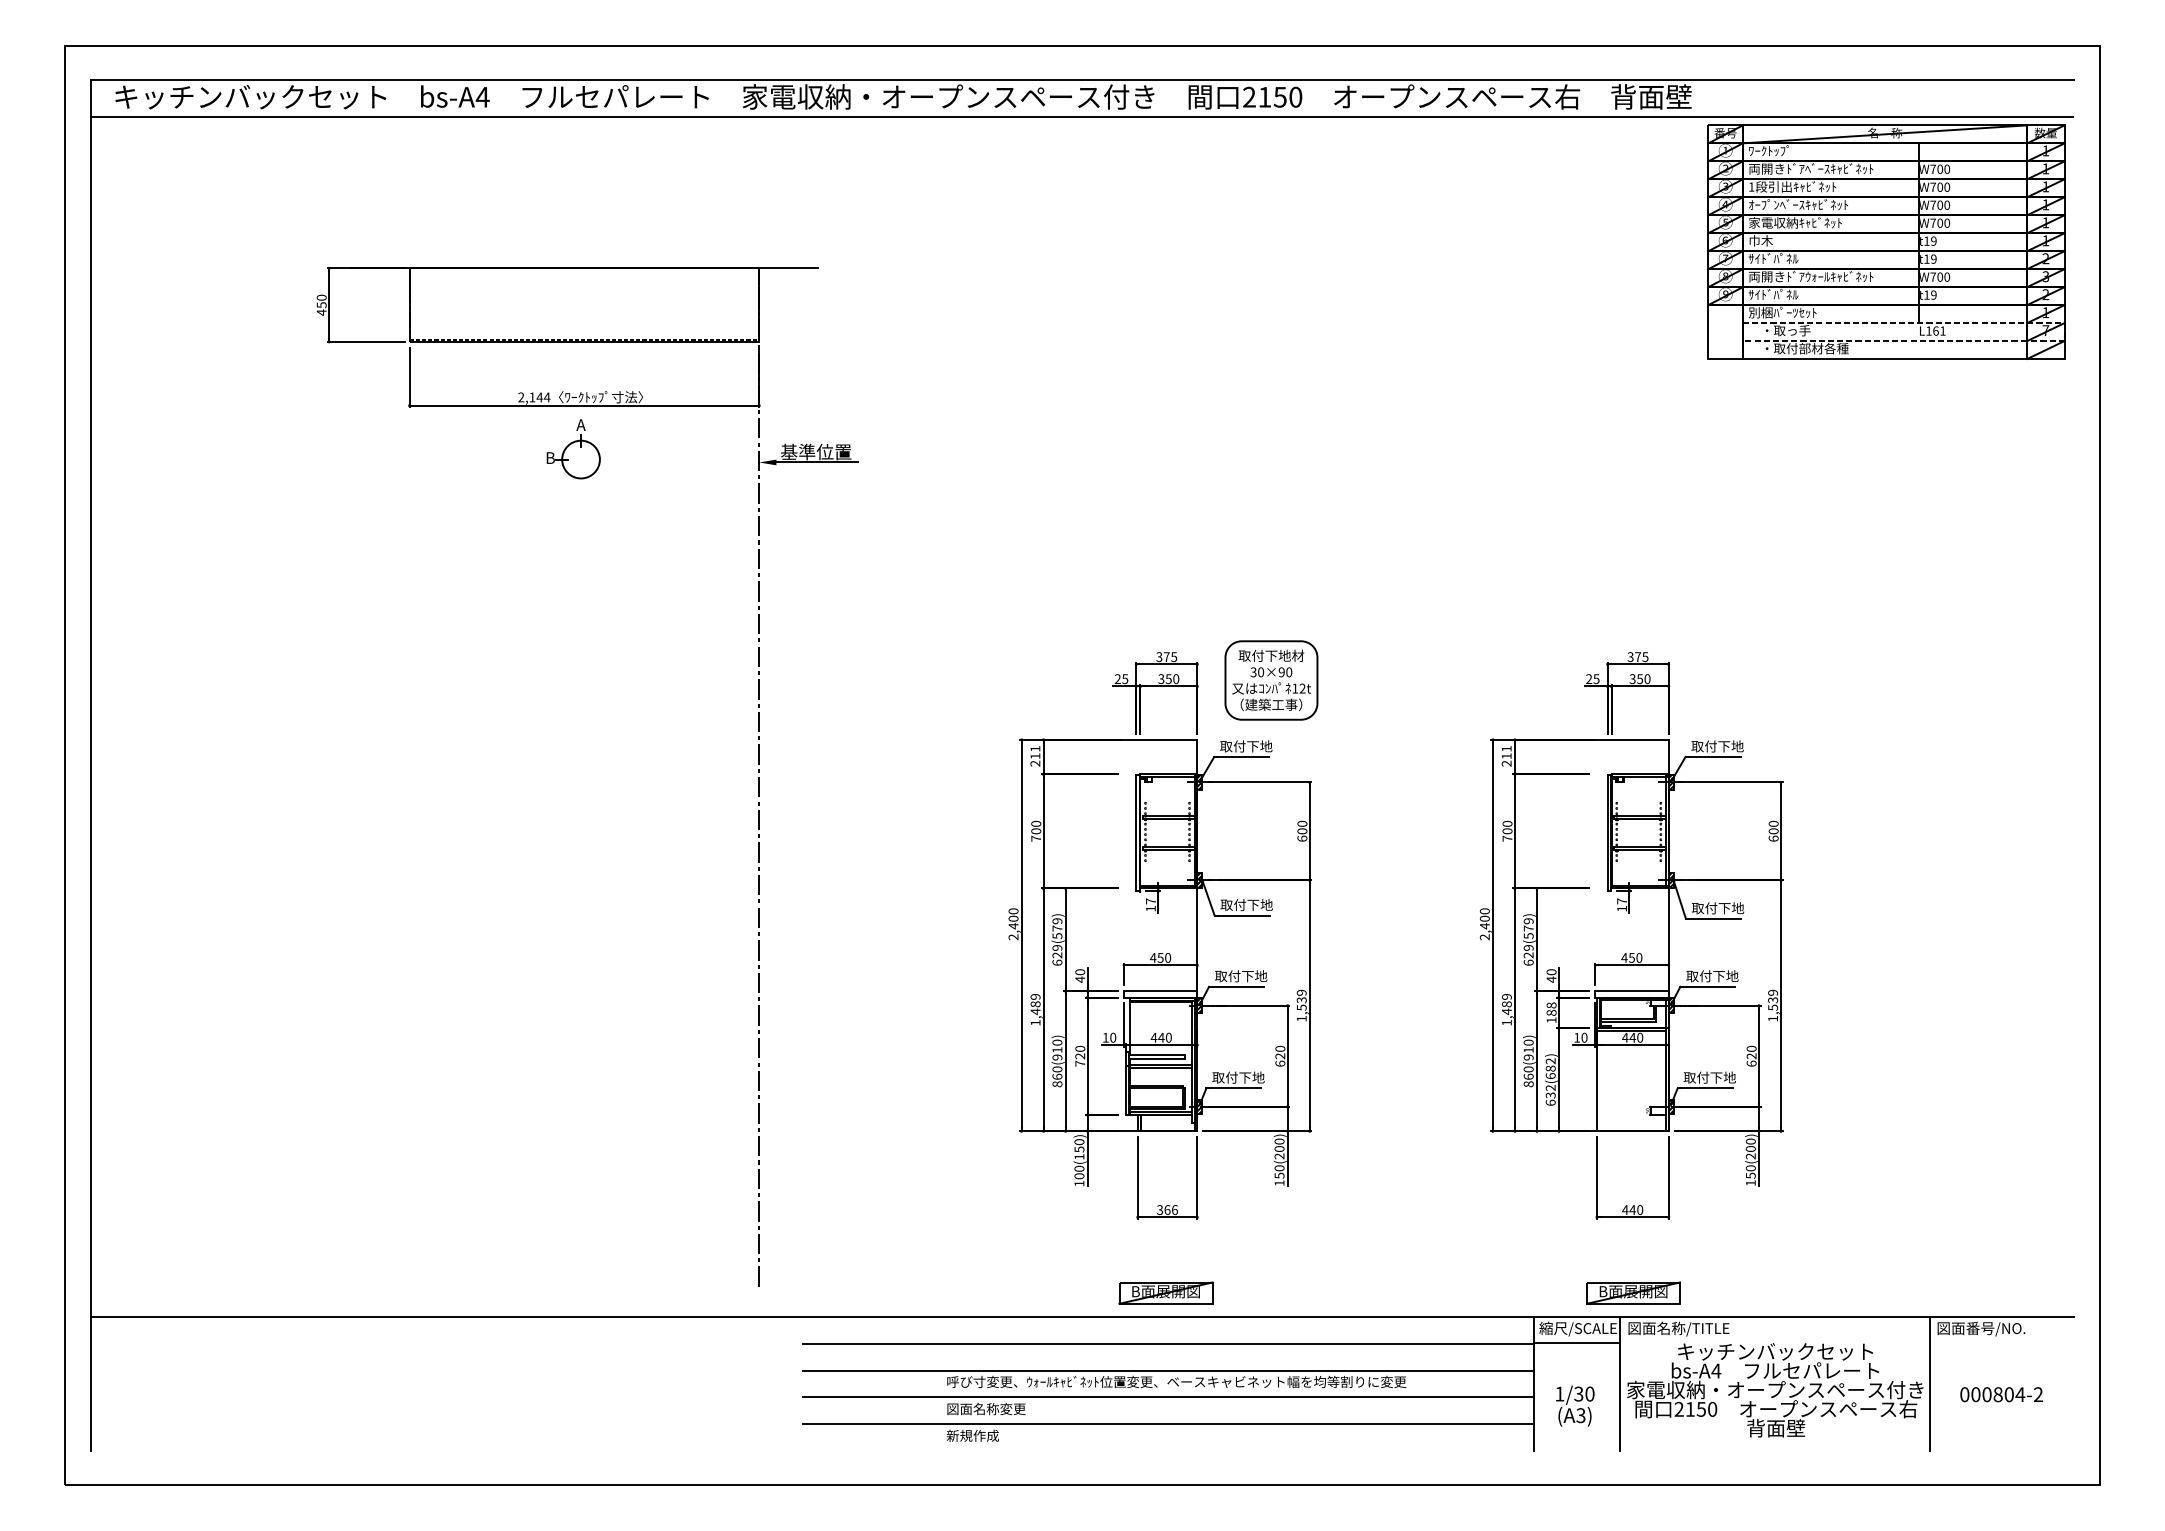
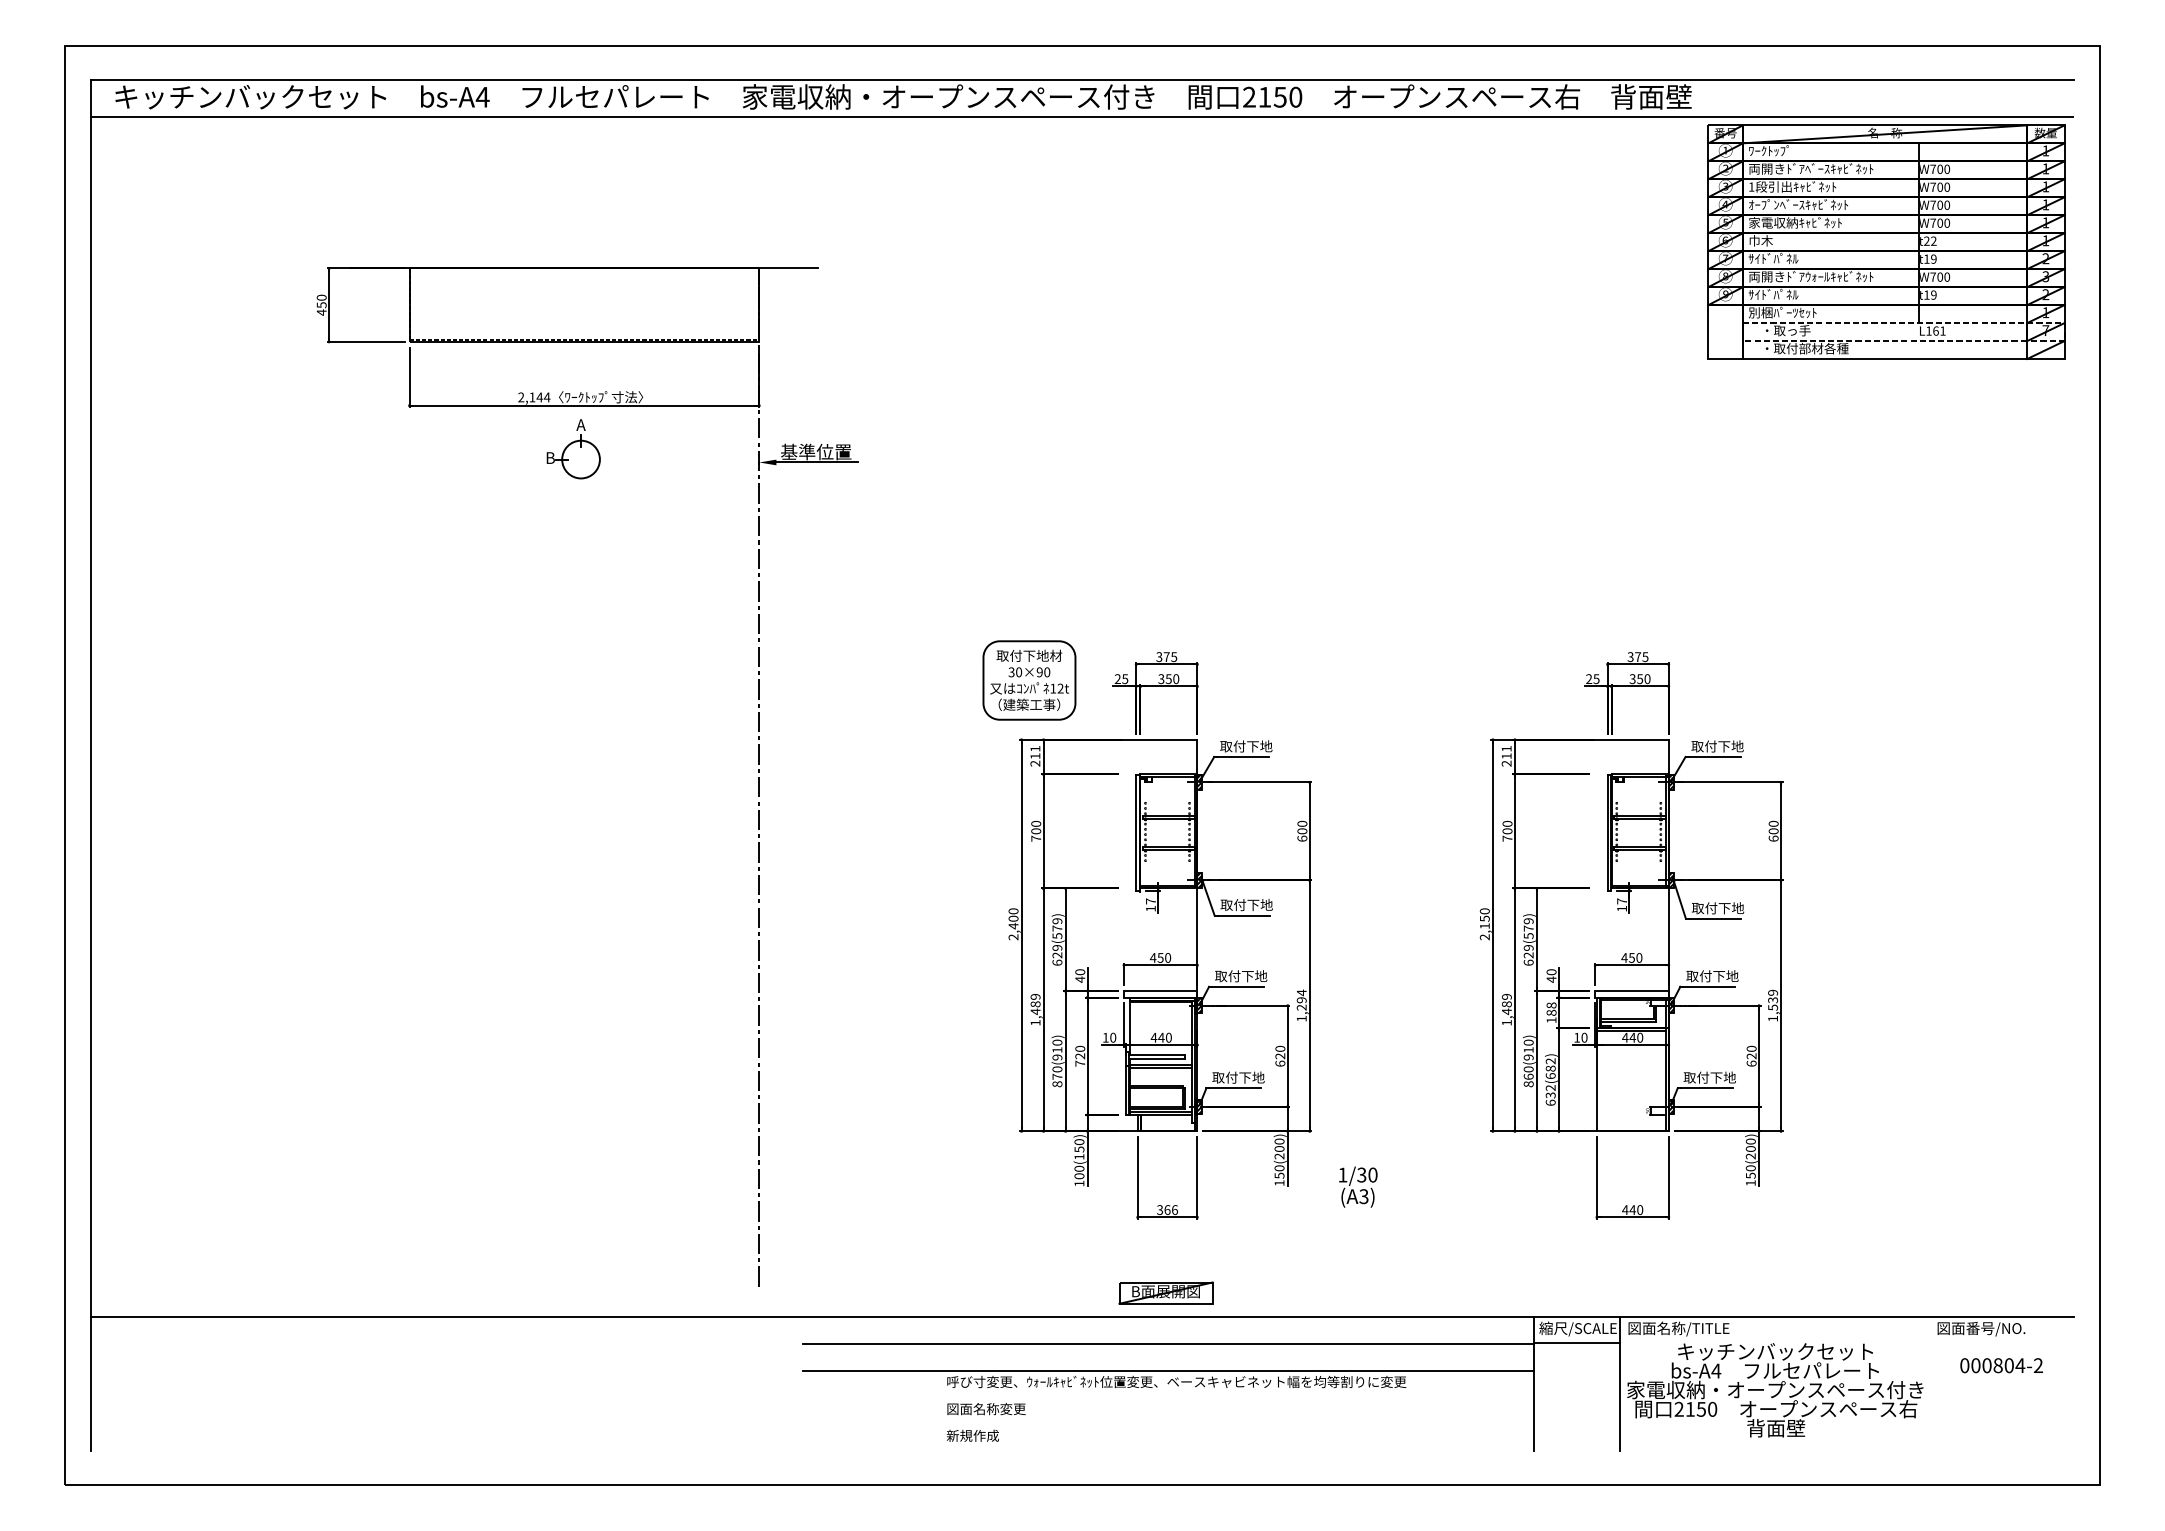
text: t19 -> t22 (1930, 240)
part position: (1271, 680) -> (1029, 680) (1029, 680)
text: 2,400 -> 2,150 (1484, 922)
text: 1,539 -> 1,294 (1301, 999)
text: 860(910) -> 870(910) (1057, 1076)
part: present -> none (1633, 1292)
line: present -> none (1929, 1383)
text position: (2001, 1394) -> (2001, 1365) (2001, 1365)
line: present -> none (1168, 1397)
text position: (1575, 1405) -> (1358, 1186) (1358, 1186)
line: present -> none (1168, 1423)
